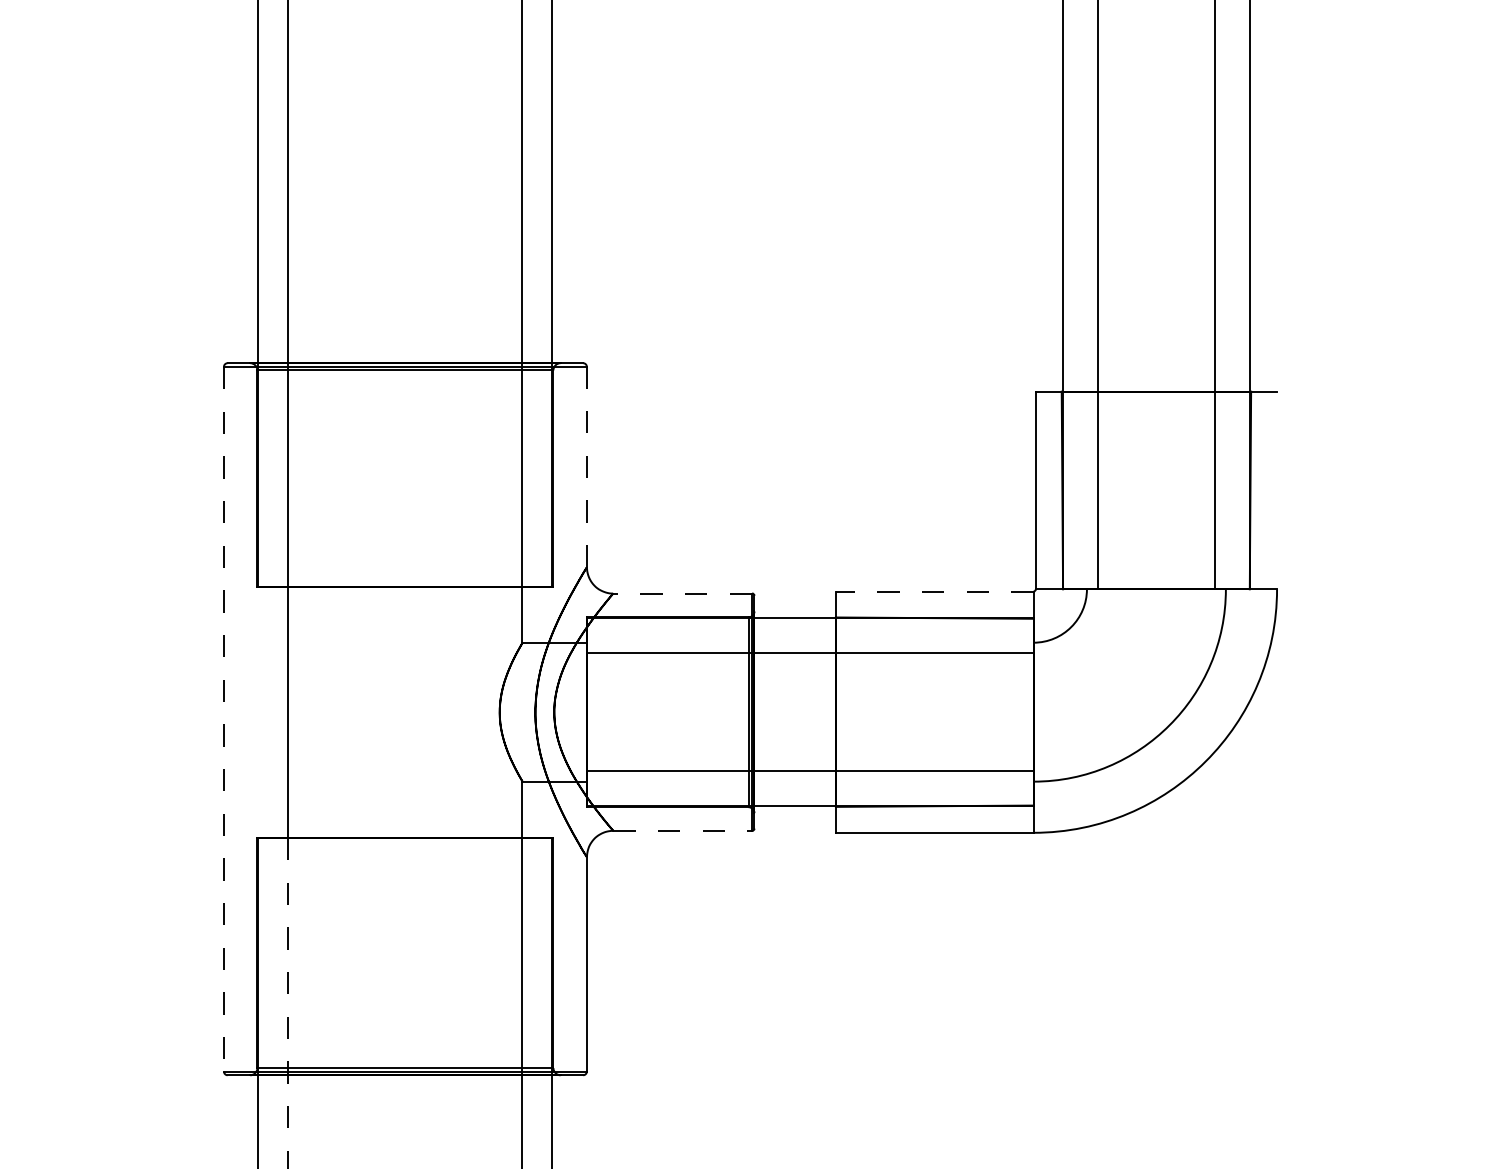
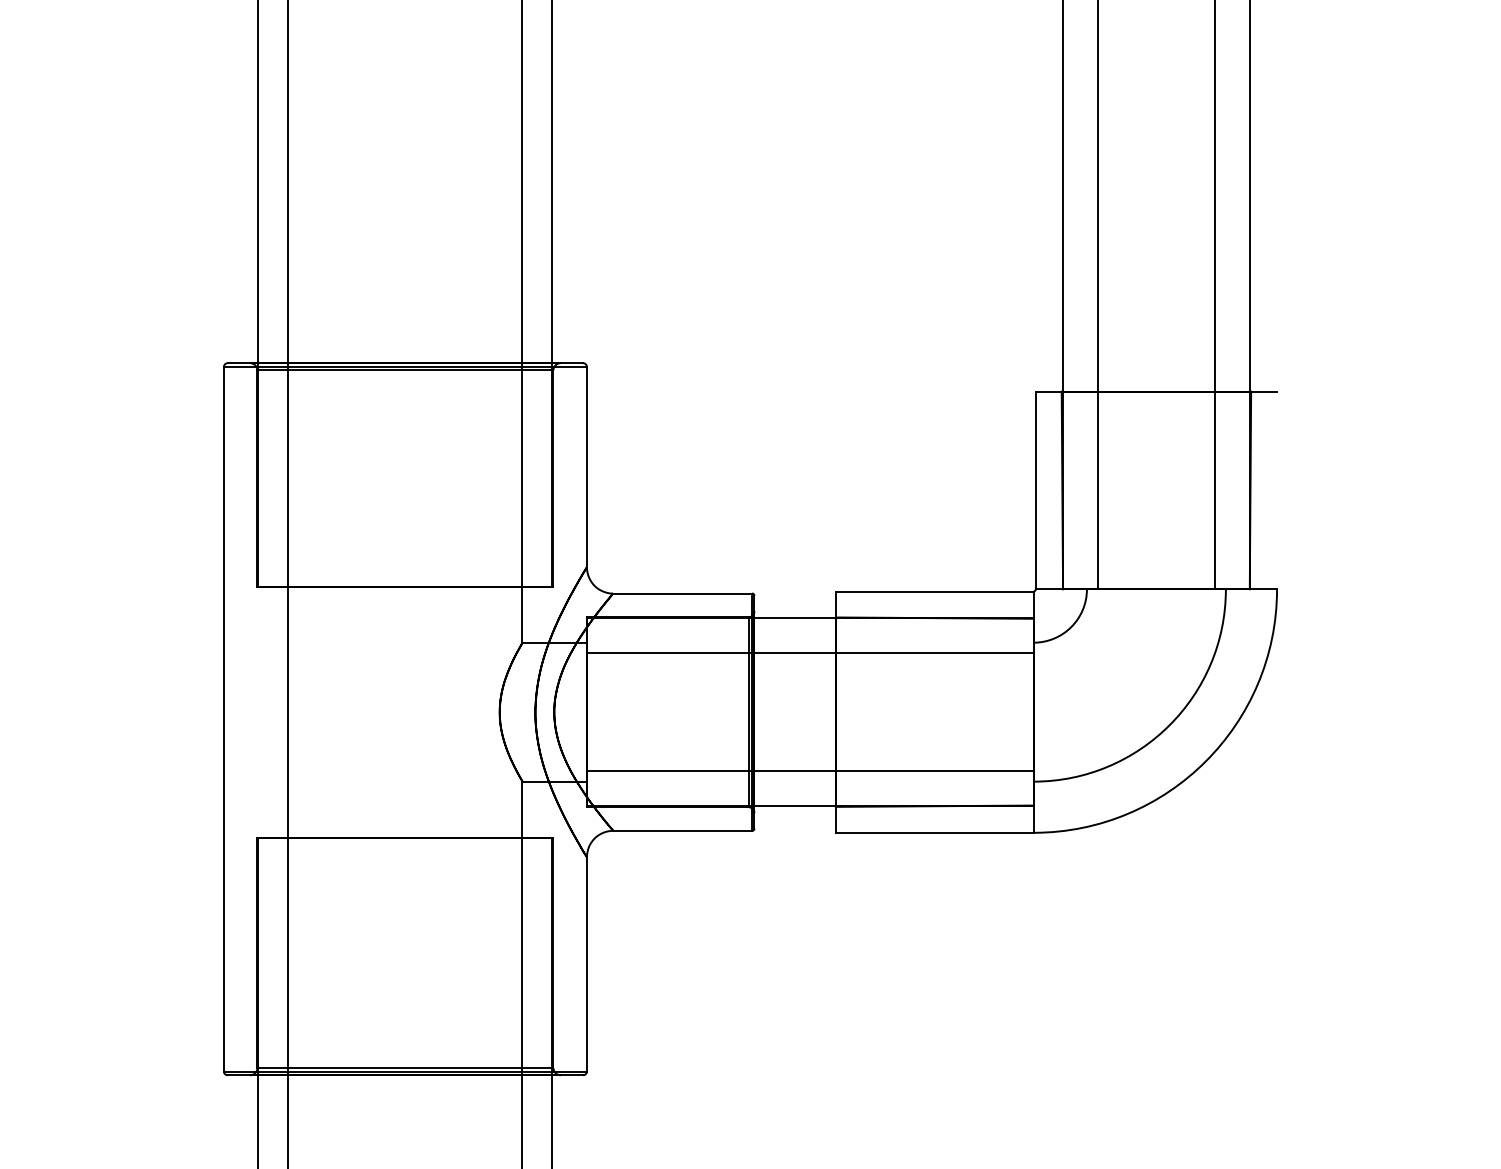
line: dashed -> solid (586, 466)
line: dashed -> solid (934, 591)
line: dashed -> solid (682, 593)
line: dashed -> solid (223, 719)
line: dashed -> solid (683, 830)
line: dashed -> solid (288, 1003)
